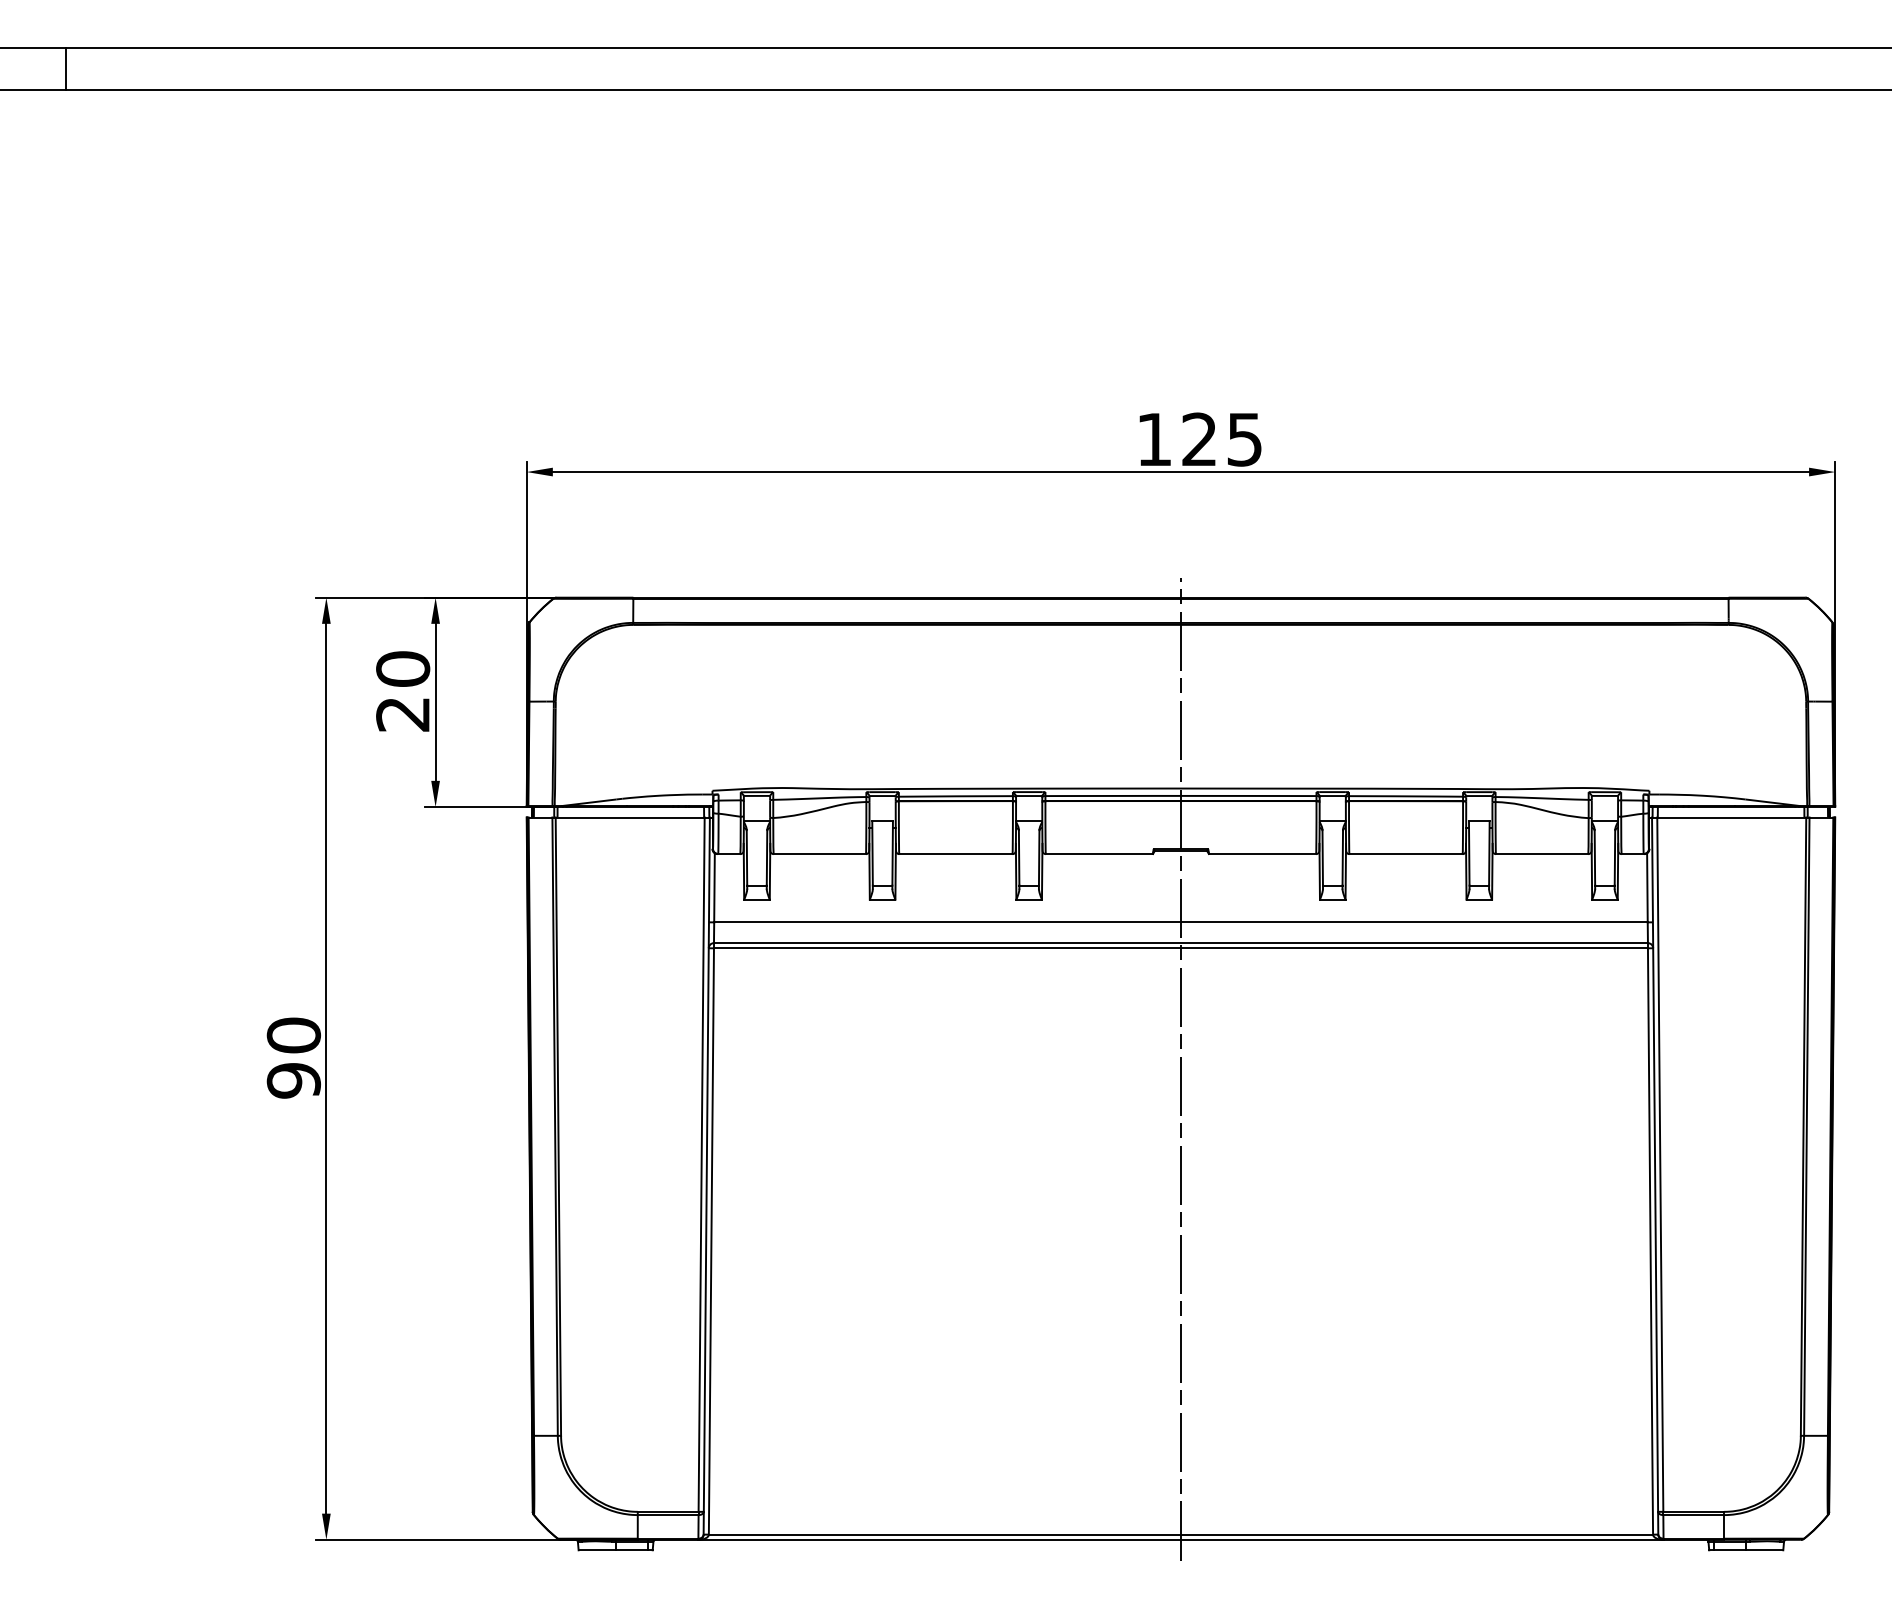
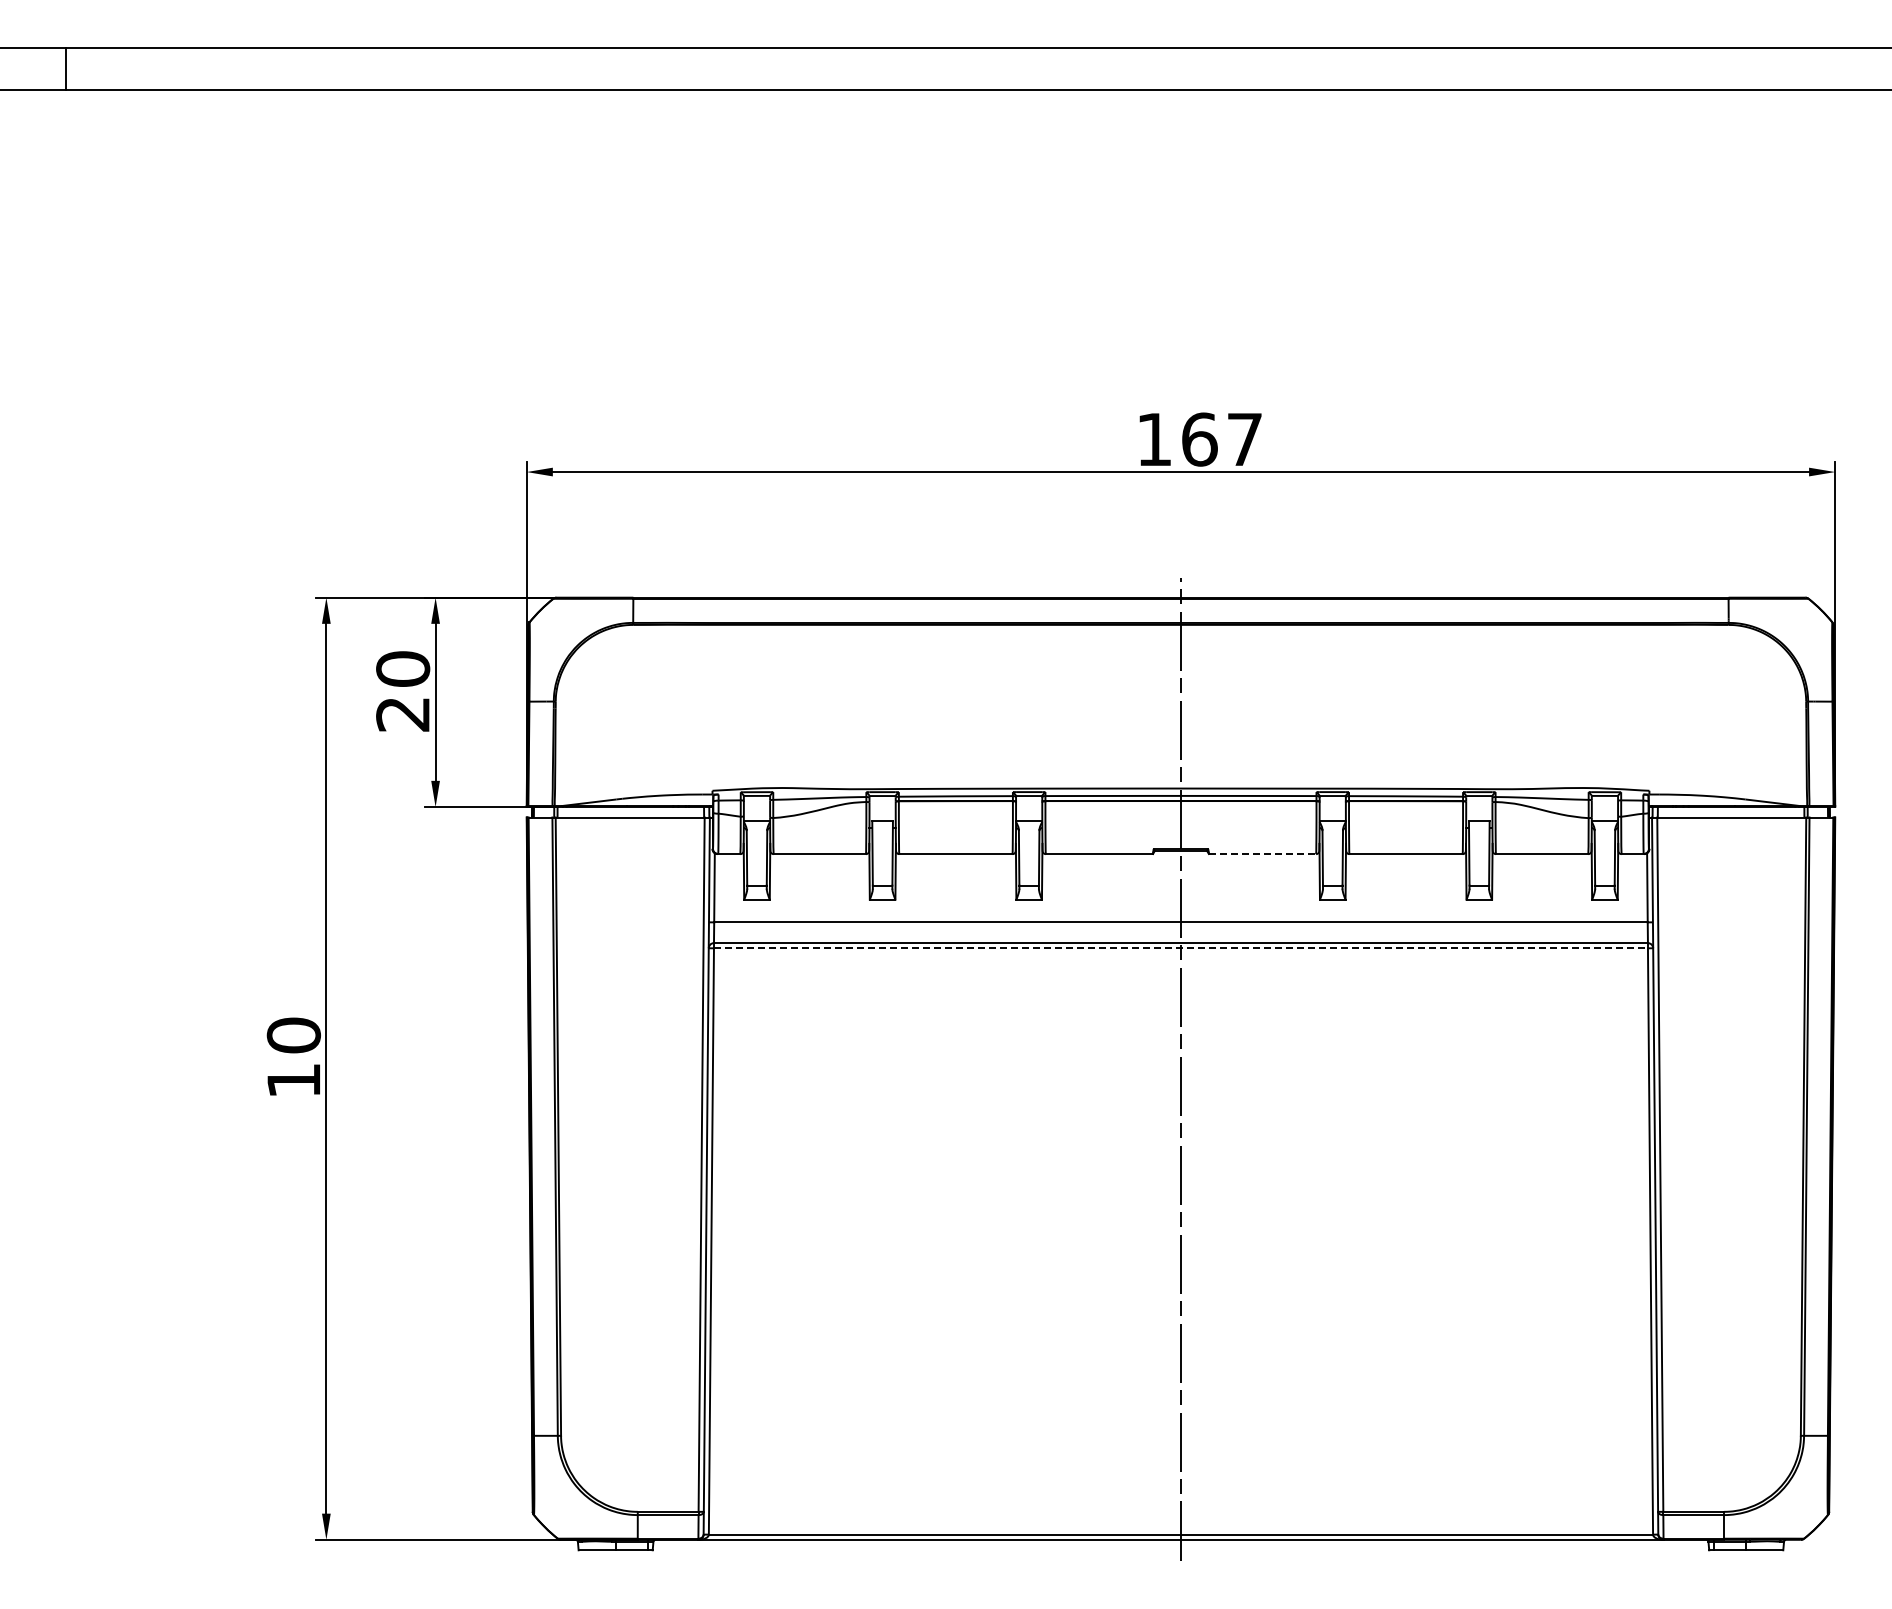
text: 125 -> 167 (1221, 439)
line: solid -> dashed (1262, 854)
line: solid -> dashed (1180, 948)
text: 90 -> 10 (293, 1080)
